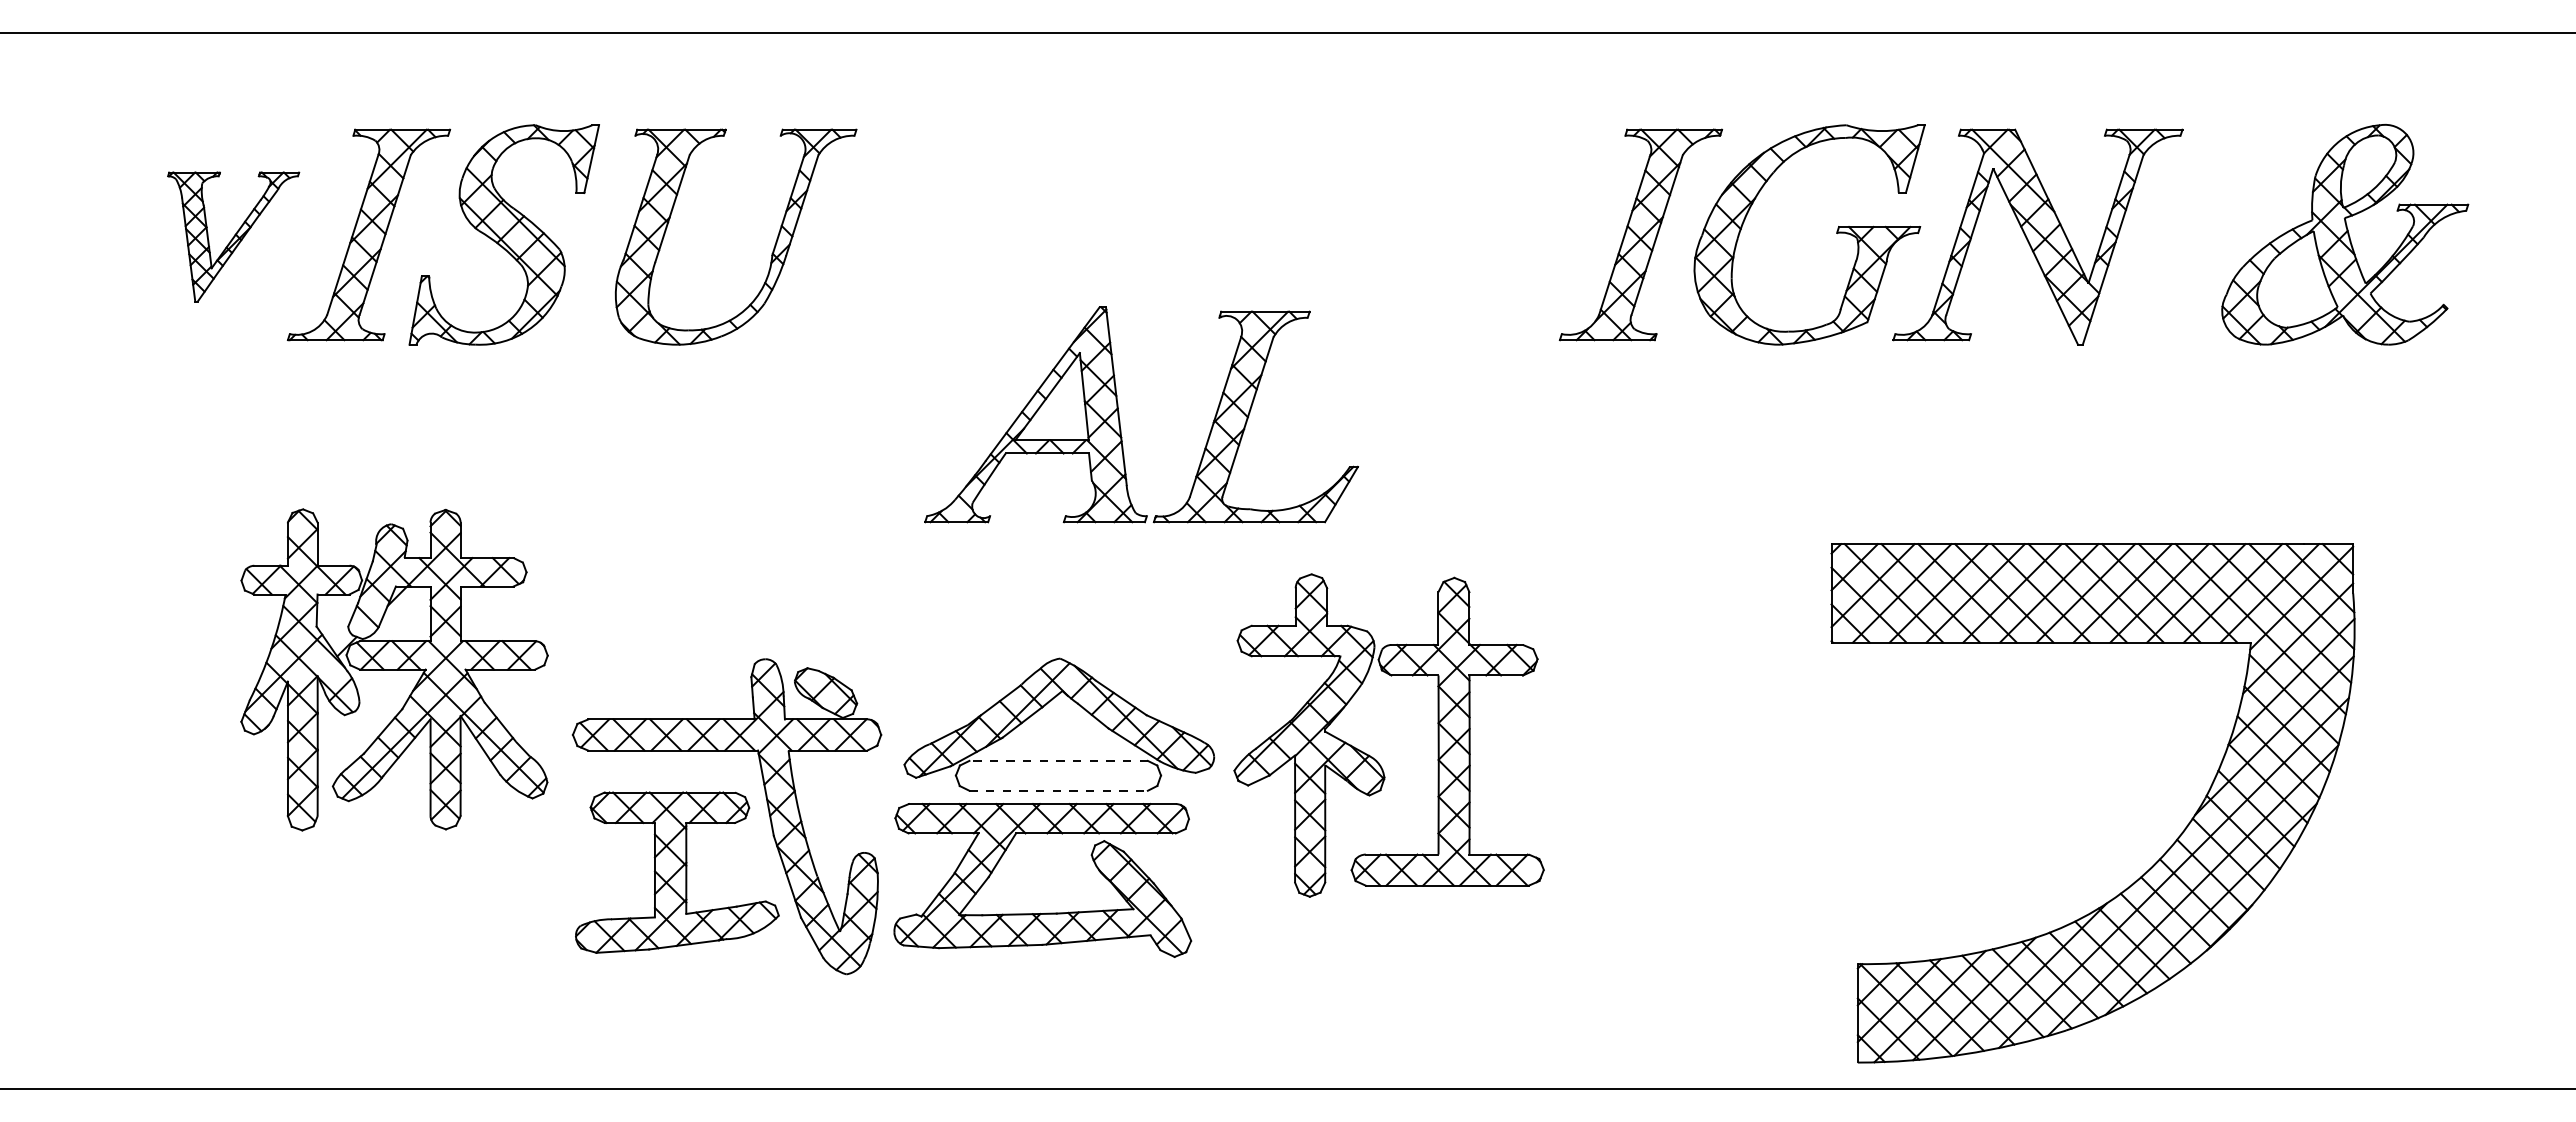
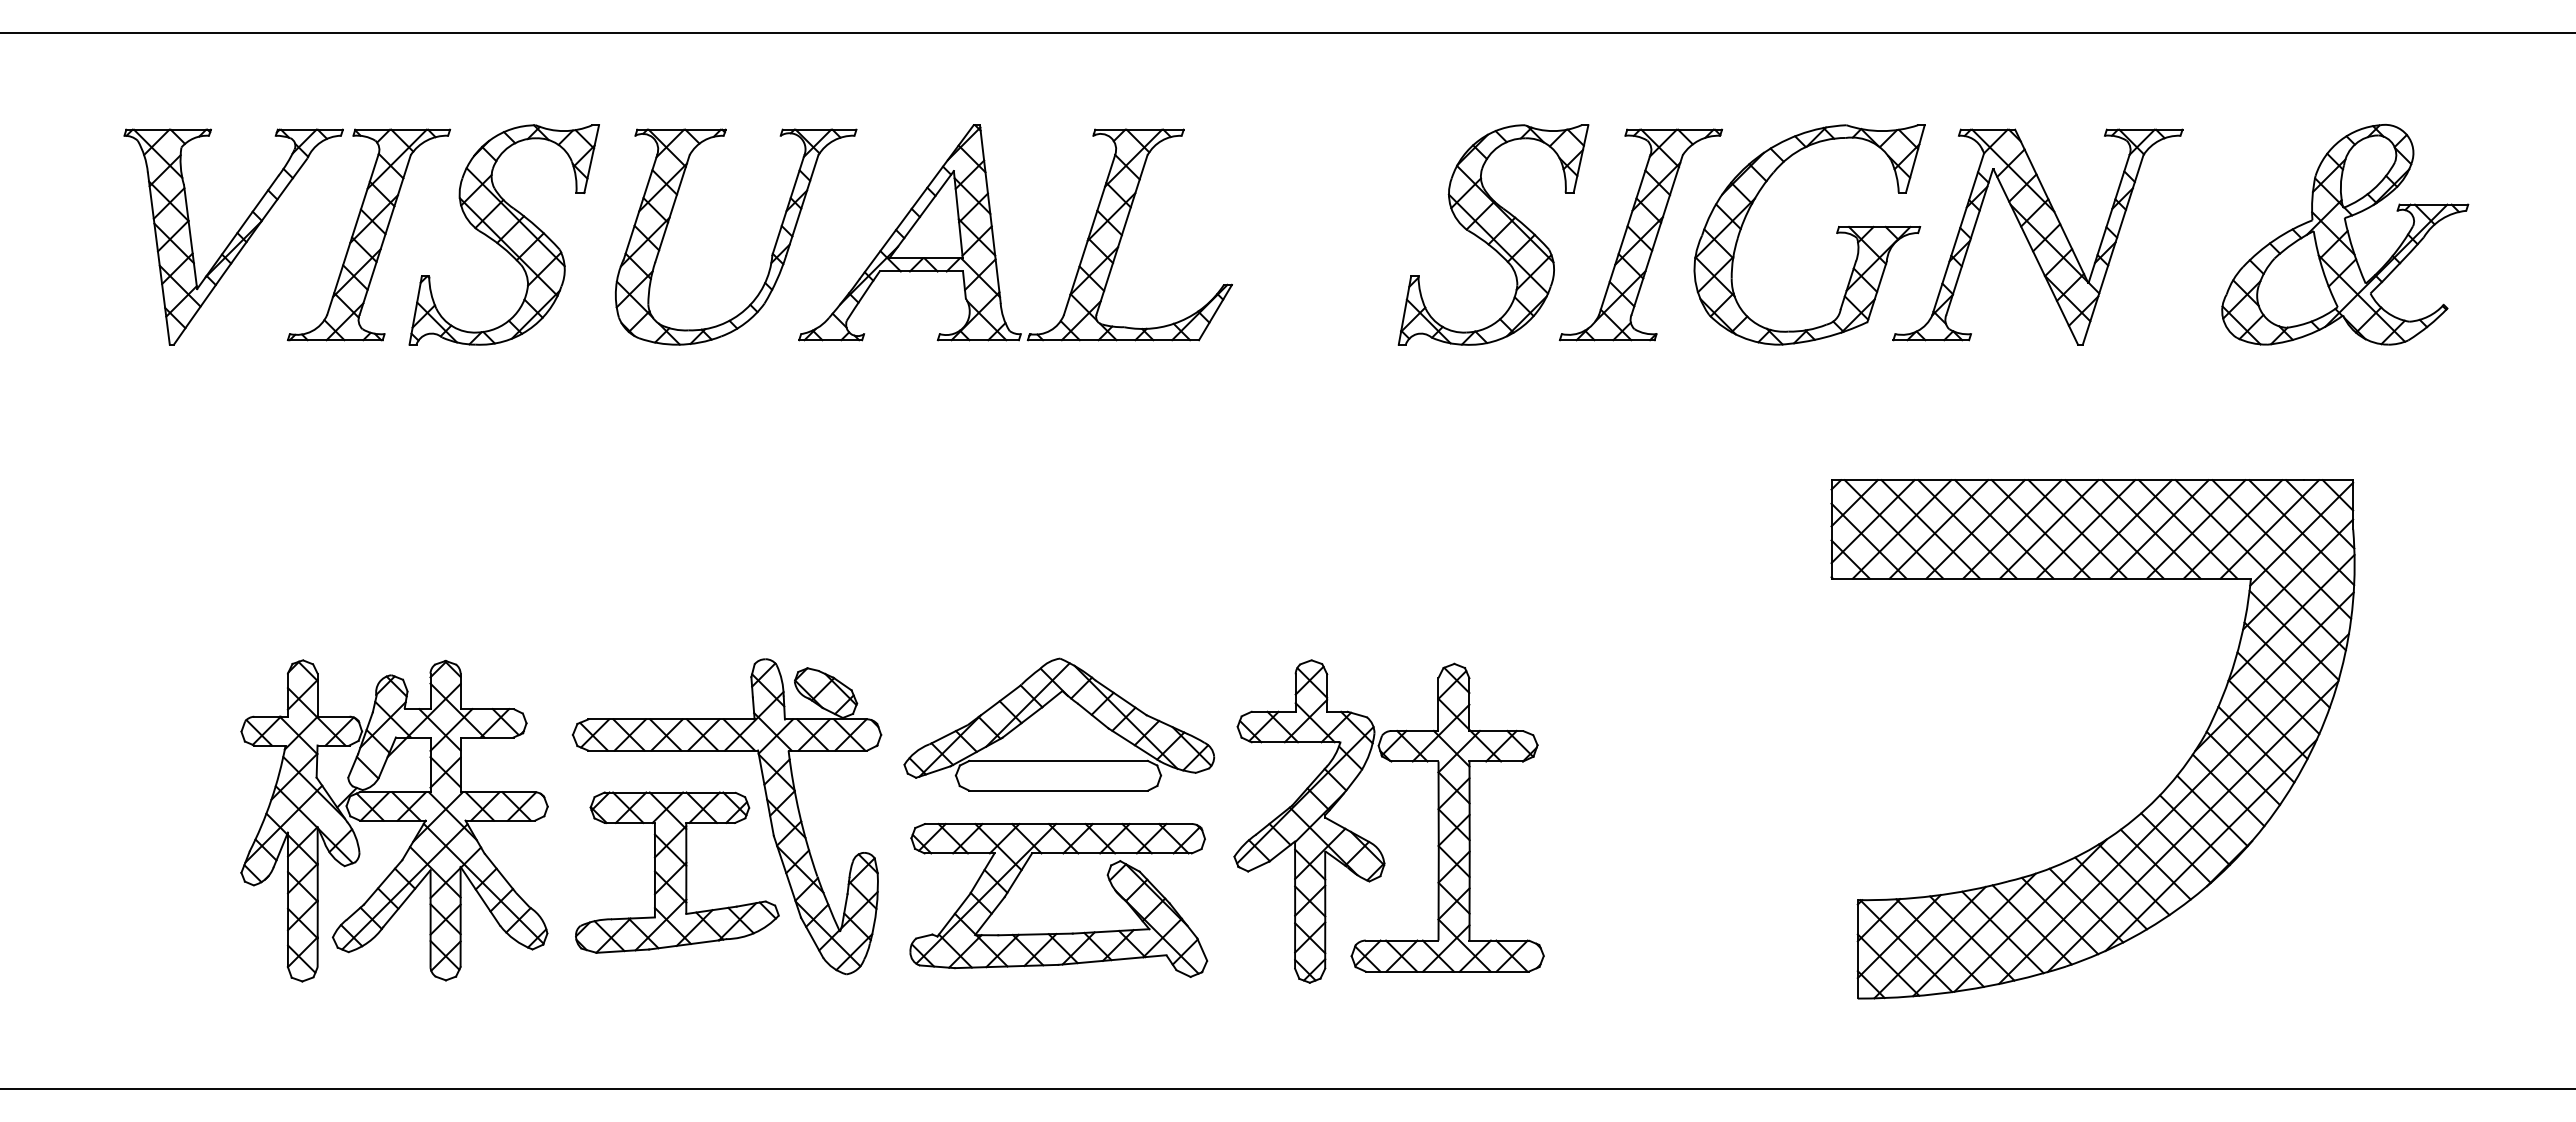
part: none -> present (1493, 234)
part size: 134x132 px -> 221x218 px (233, 236)
part position: (1120, 420) -> (994, 238) (994, 238)
part position: (394, 669) -> (394, 820) (394, 820)
part position: (1372, 756) -> (1372, 842) (1372, 842)
line: dashed -> solid (1058, 760)
line: dashed -> solid (1059, 790)
part position: (2153, 864) -> (2153, 800) (2153, 800)
part position: (1046, 912) -> (1062, 932) (1062, 932)
